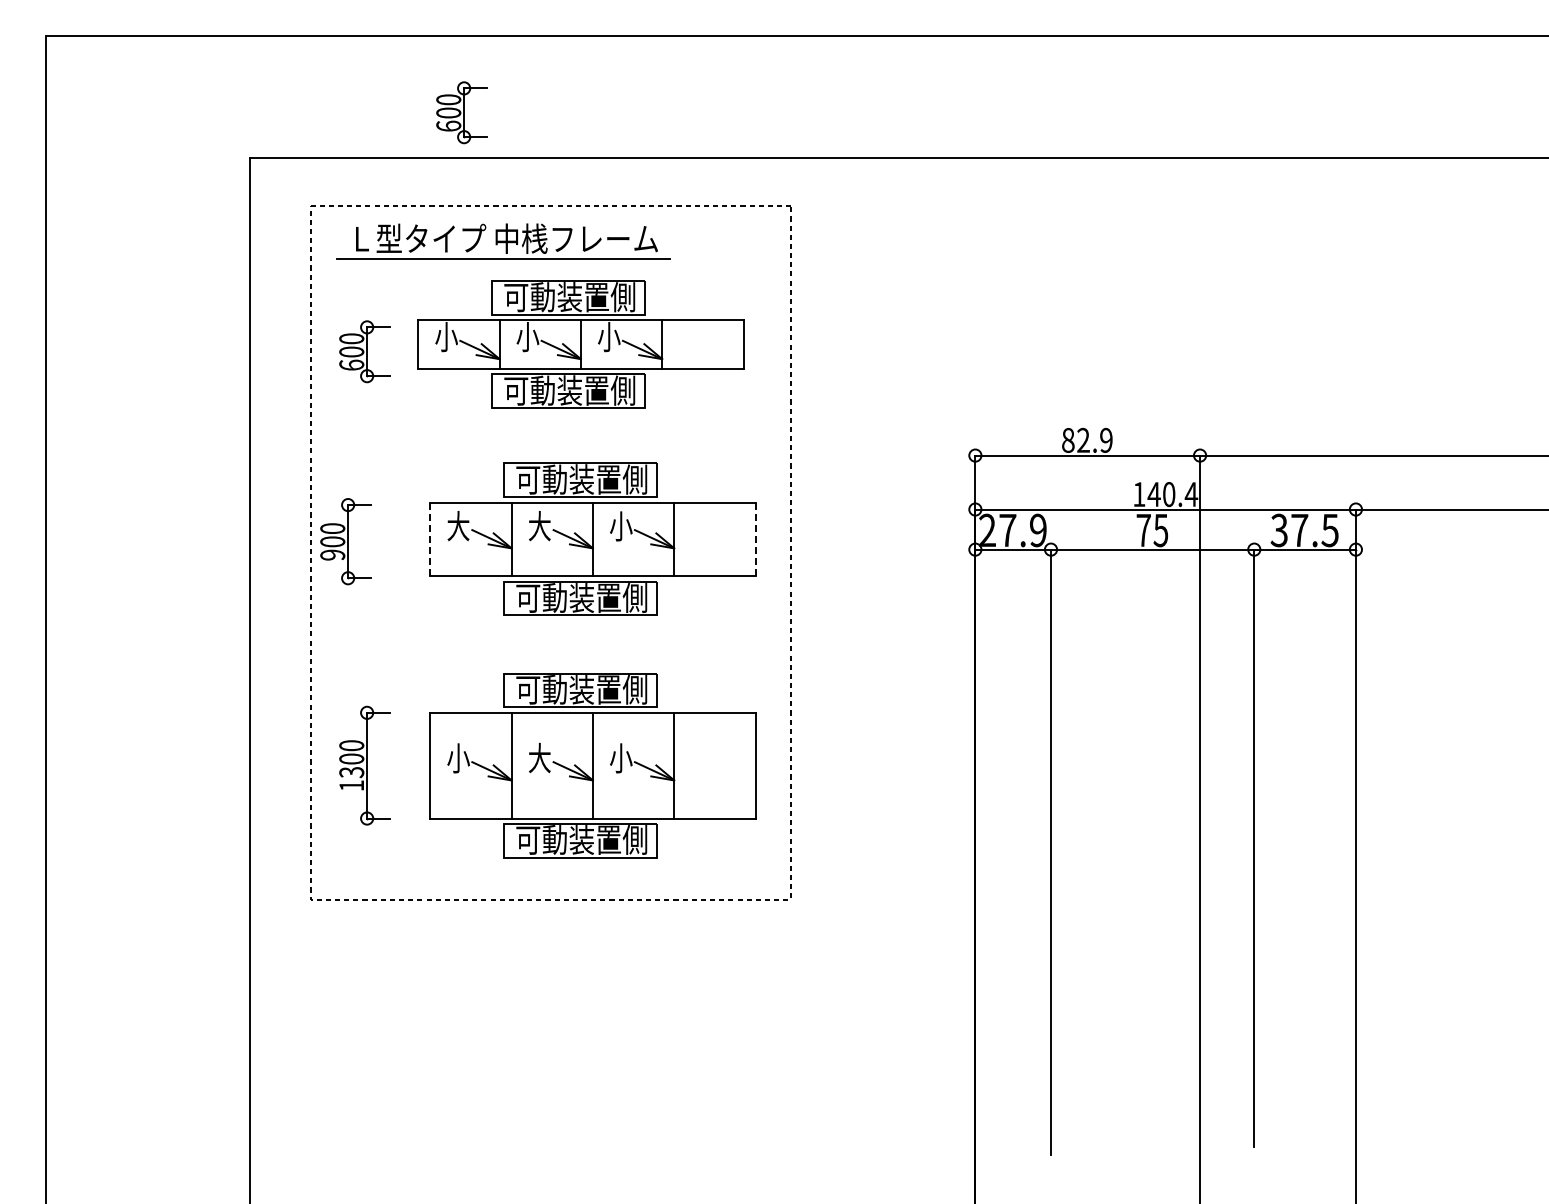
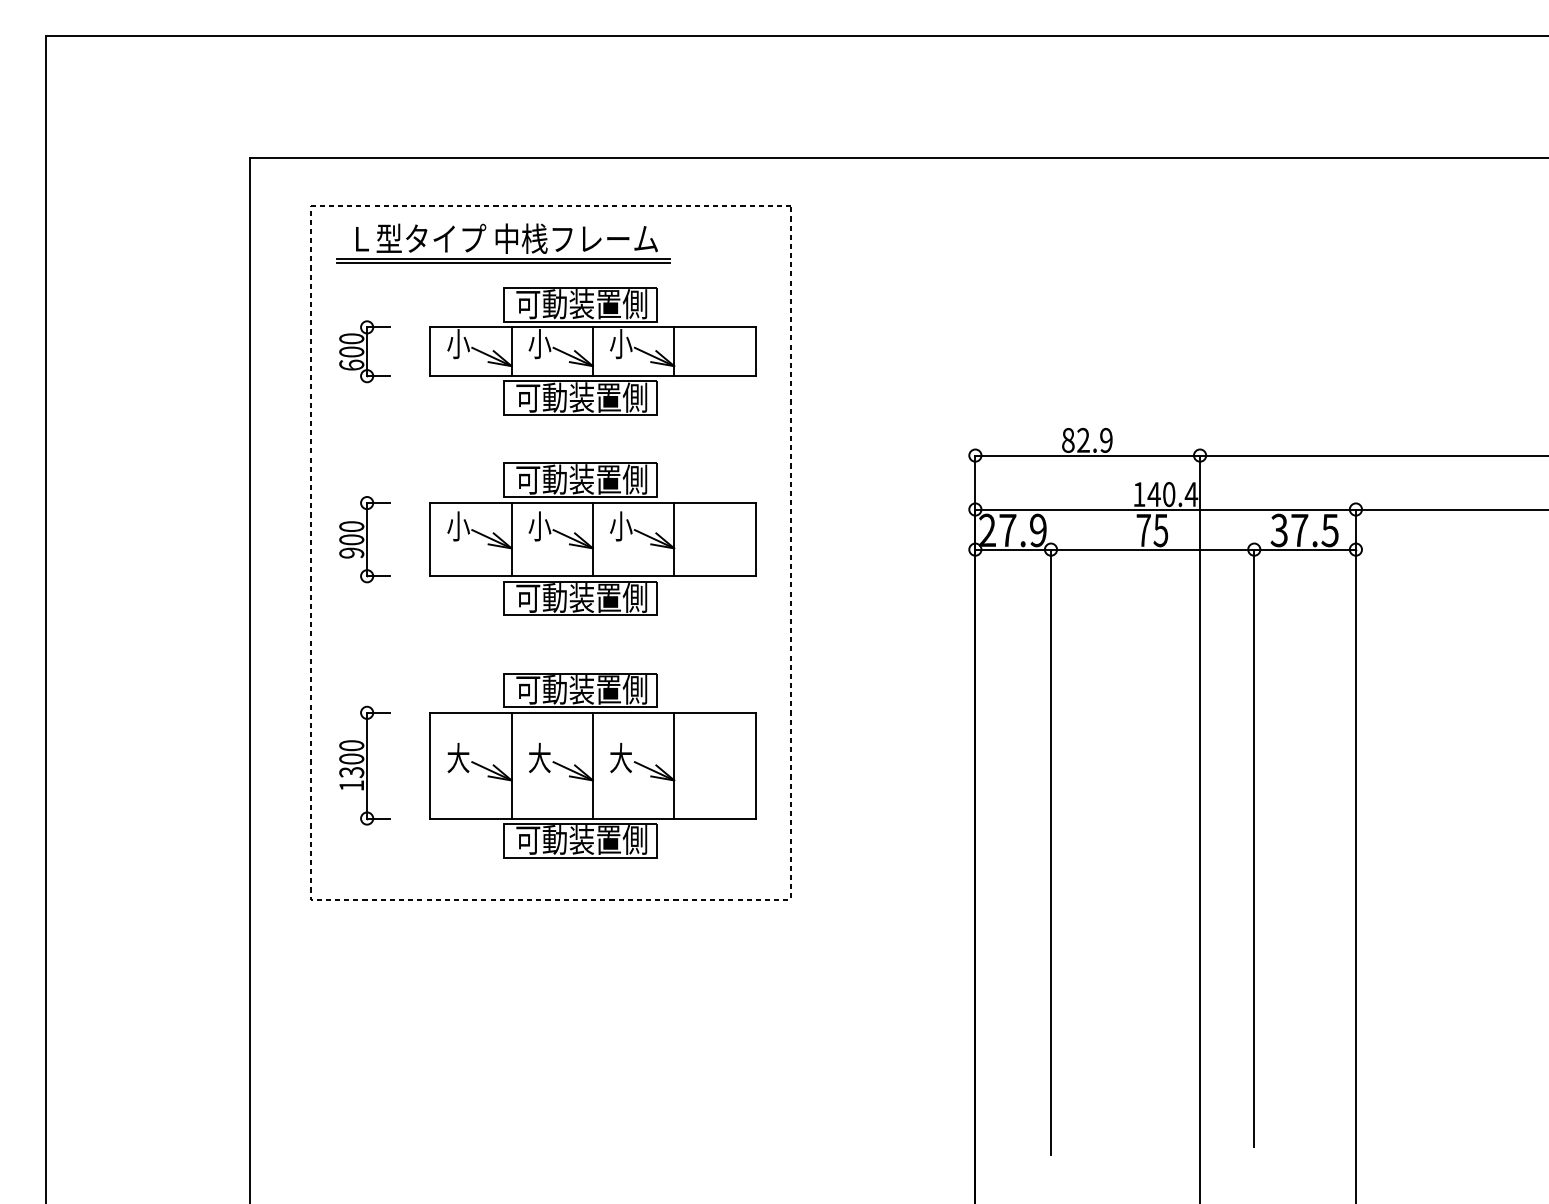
part: present -> none (461, 112)
line: none -> present (503, 263)
part position: (580, 344) -> (592, 351) (592, 351)
text: 大 -> 小 (458, 526)
text: 大 -> 小 (539, 526)
line: dashed -> solid (430, 539)
line: dashed -> solid (755, 539)
part position: (345, 541) -> (364, 539) (364, 539)
text: 小 -> 大 (458, 757)
text: 小 -> 大 (621, 757)
